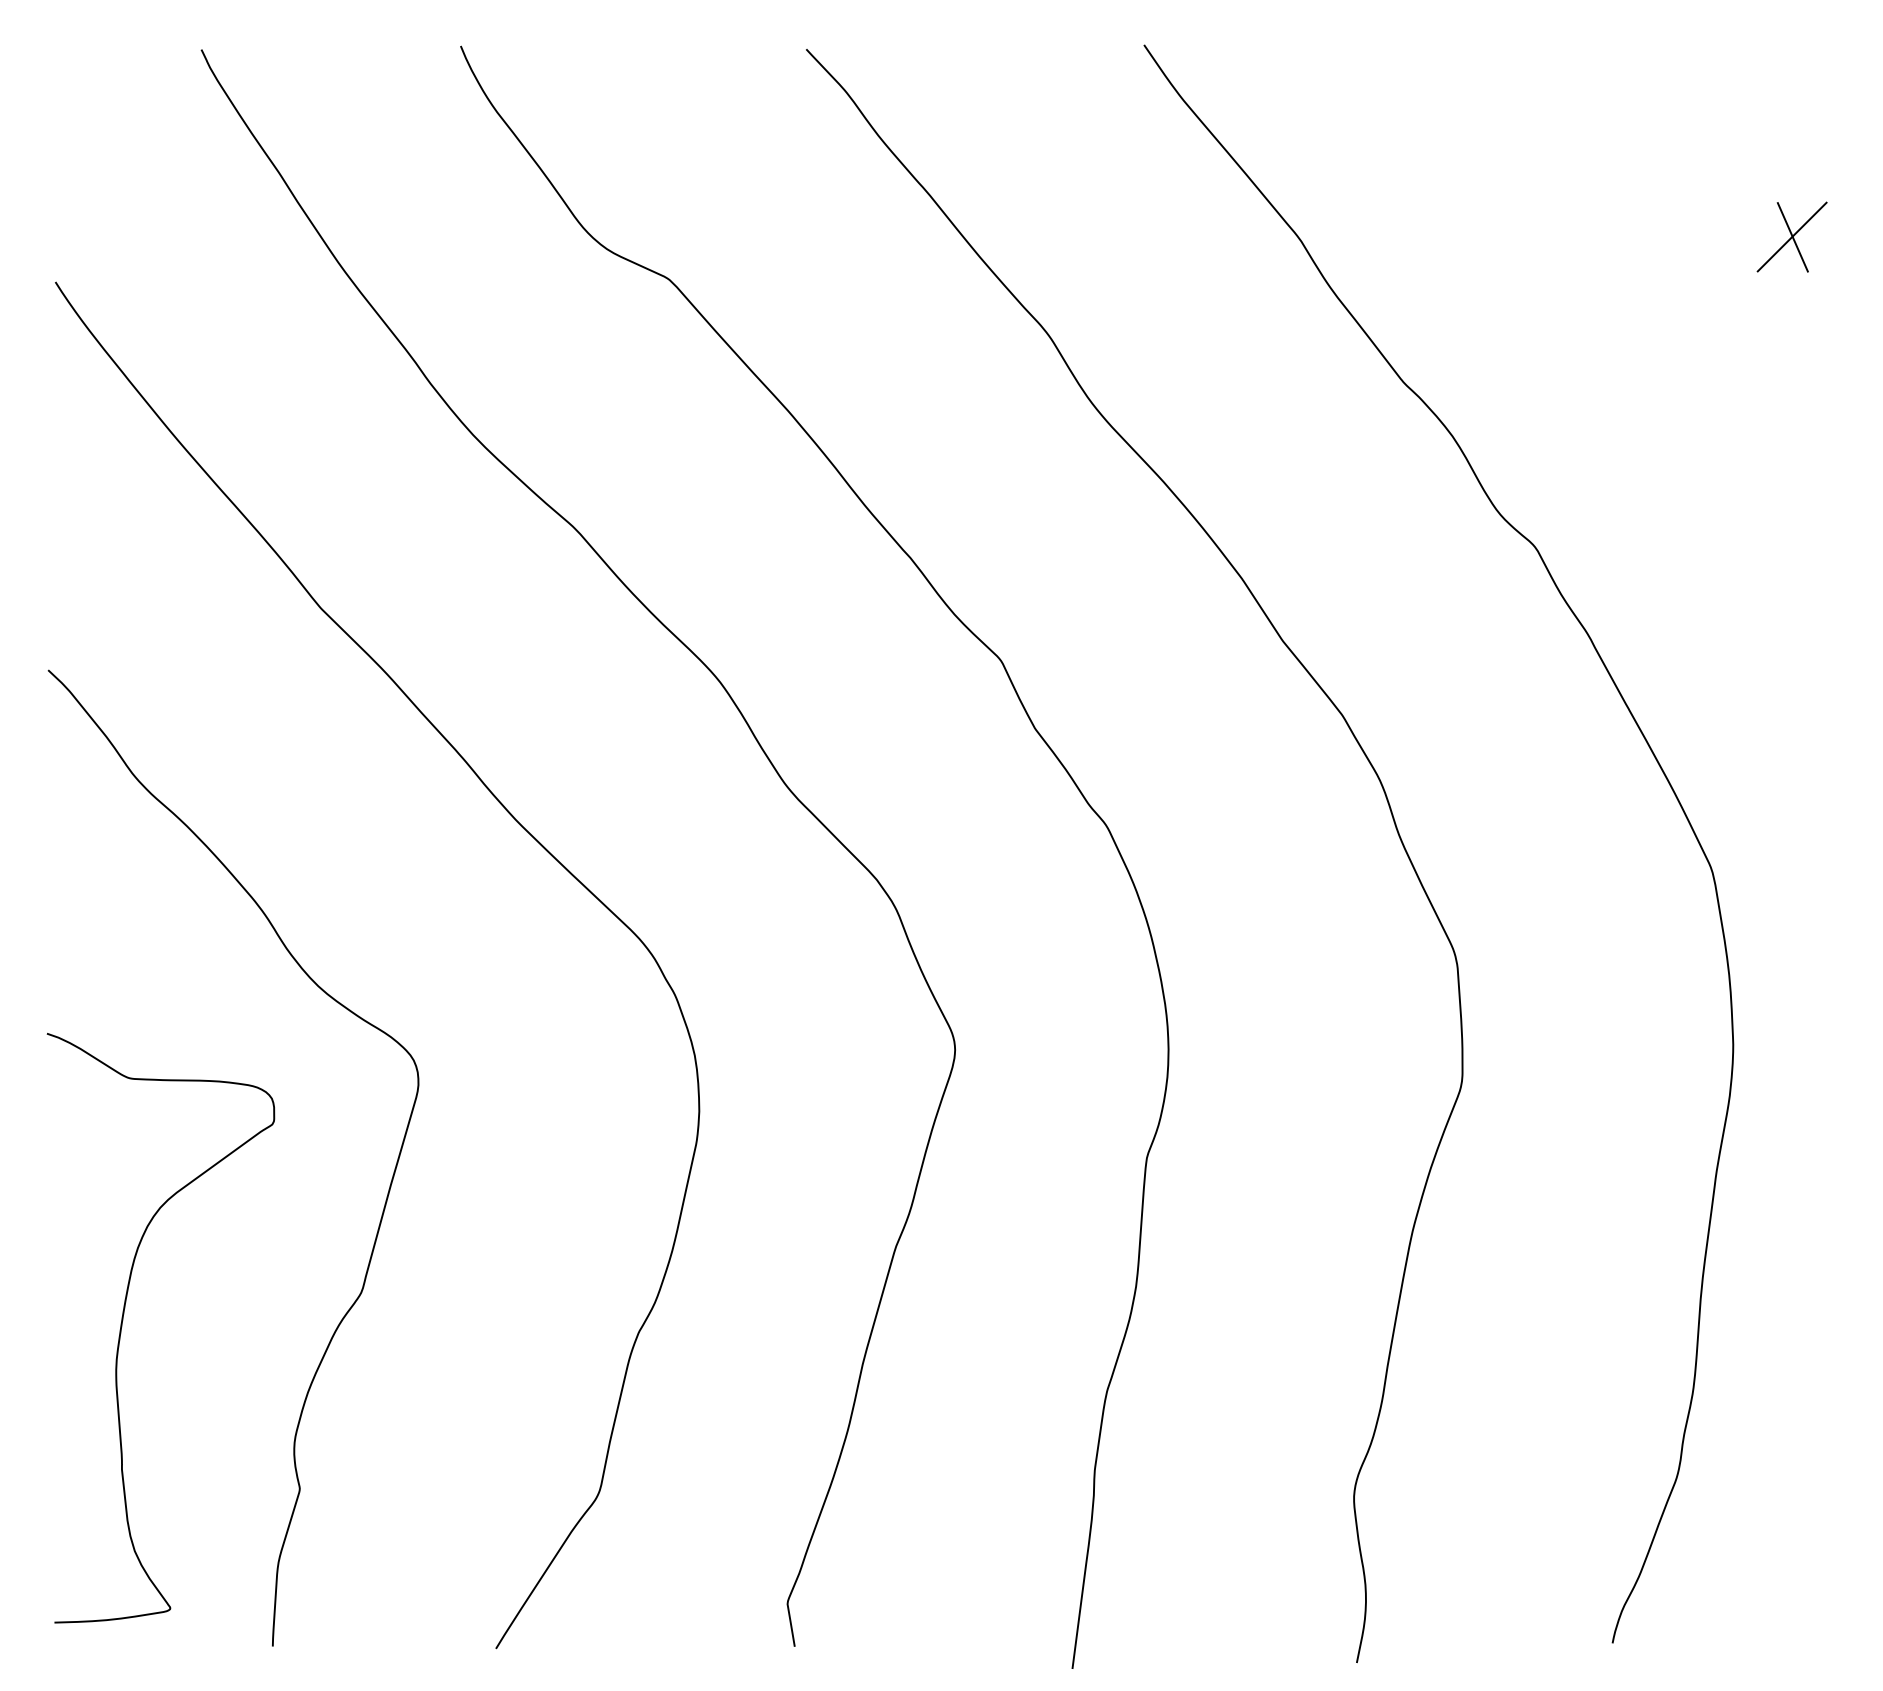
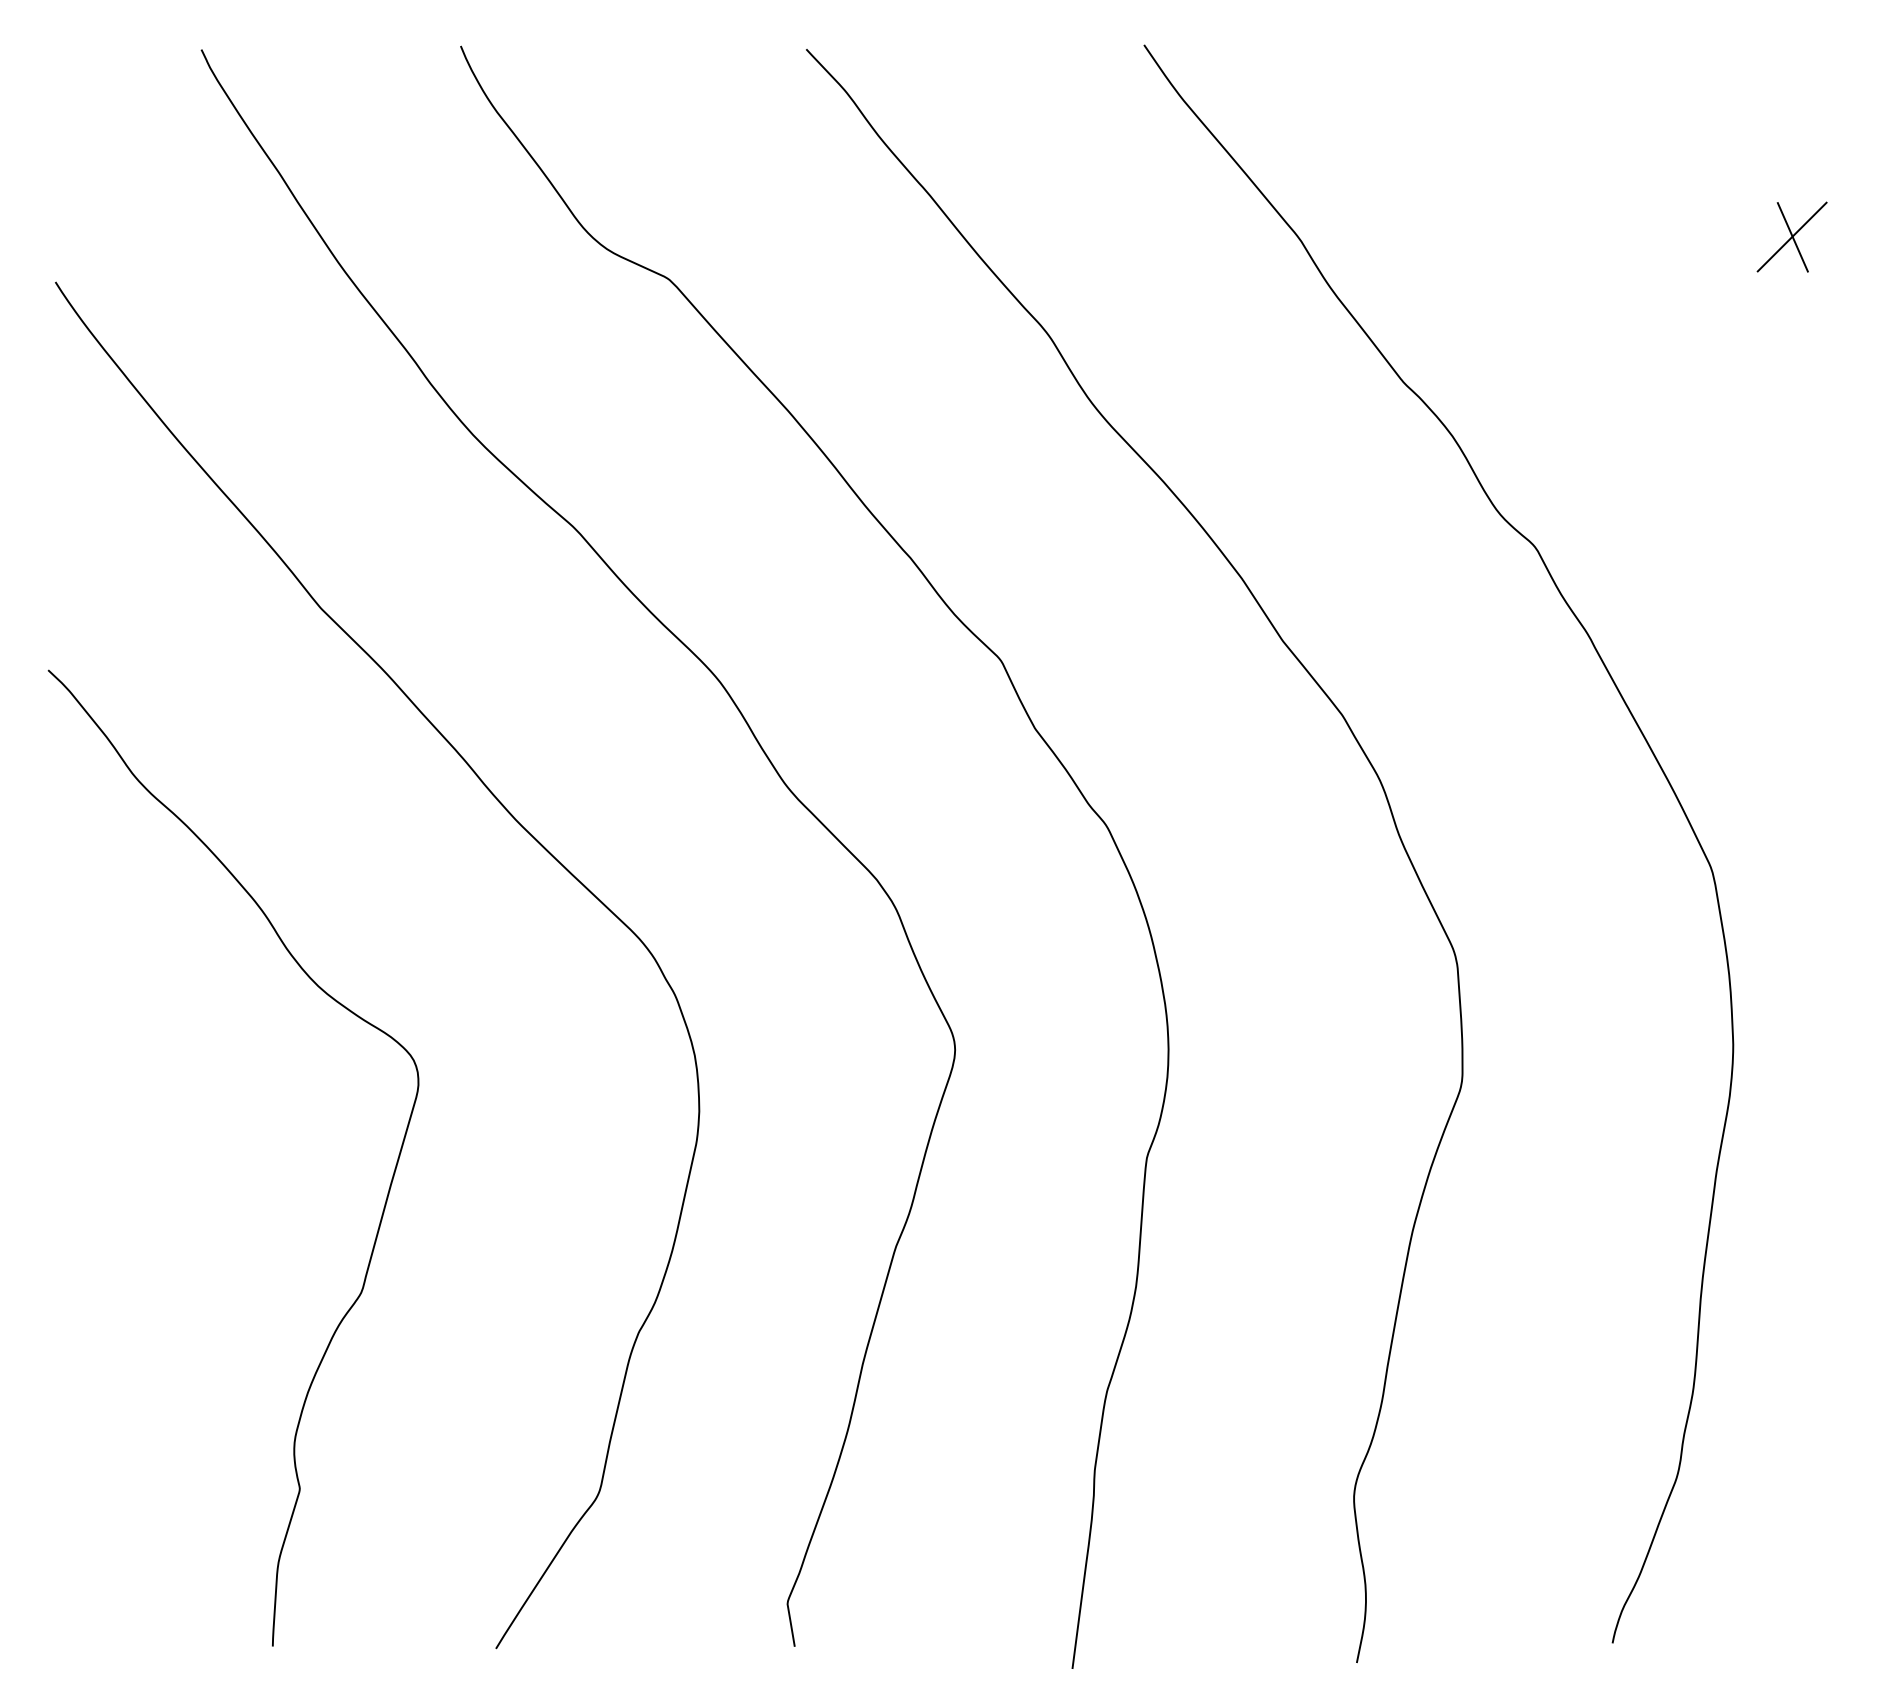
curve: present -> none (123, 1320)
